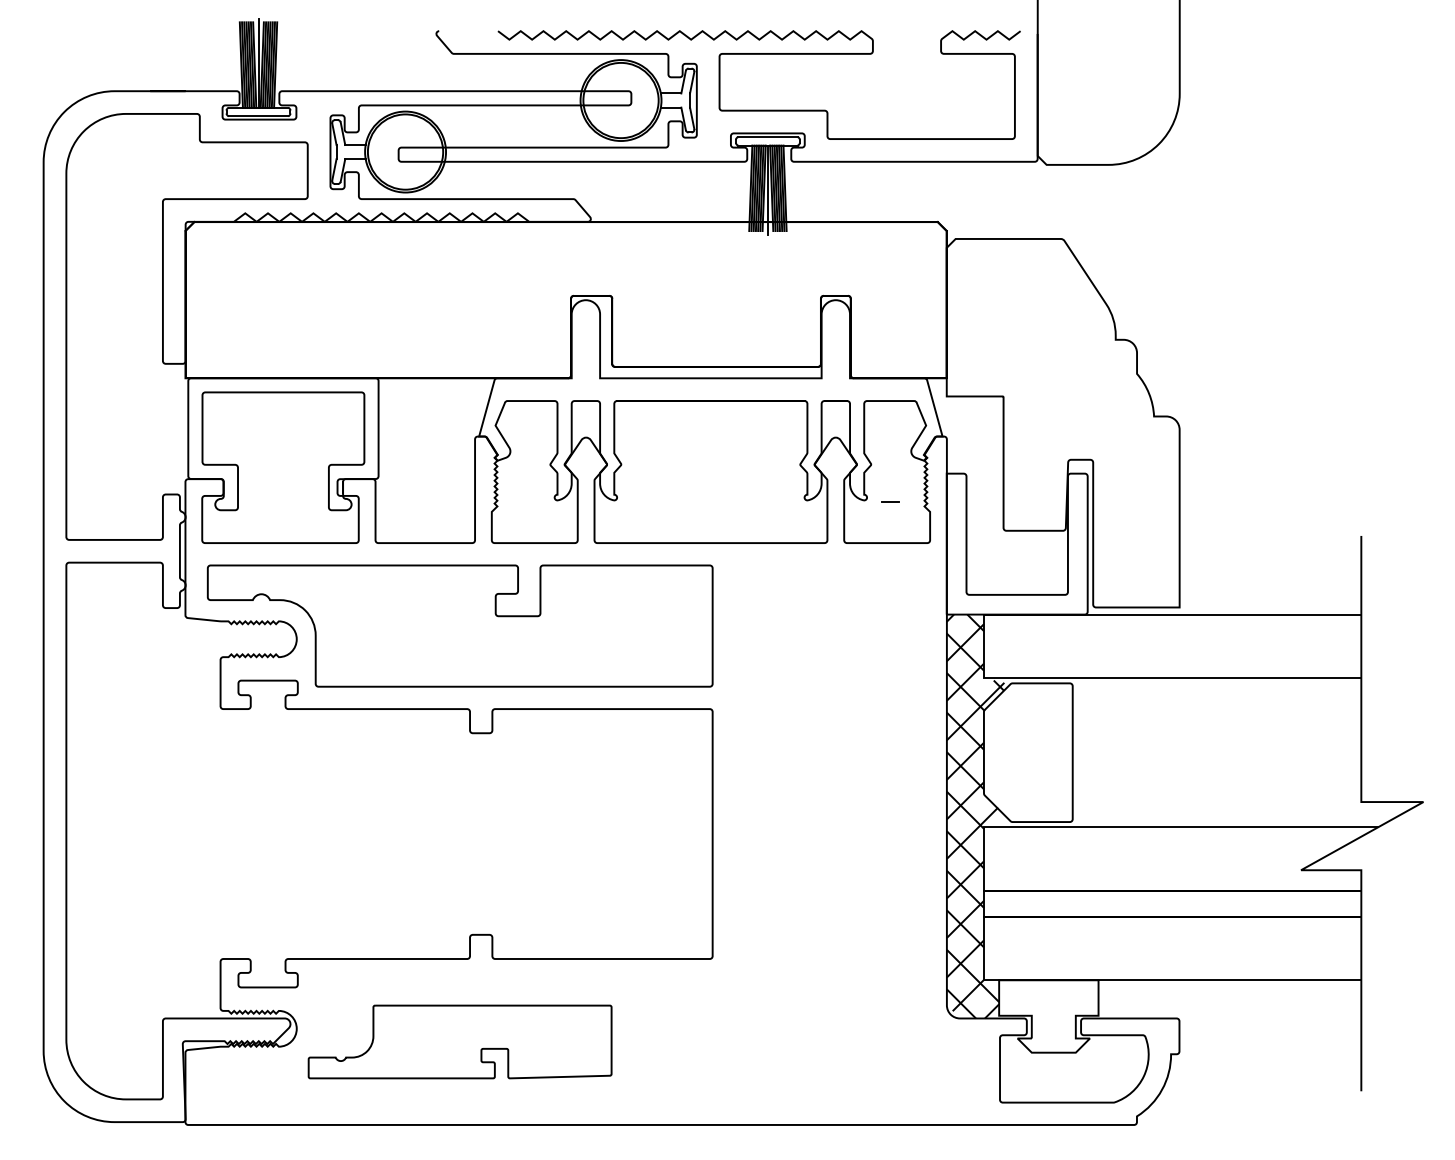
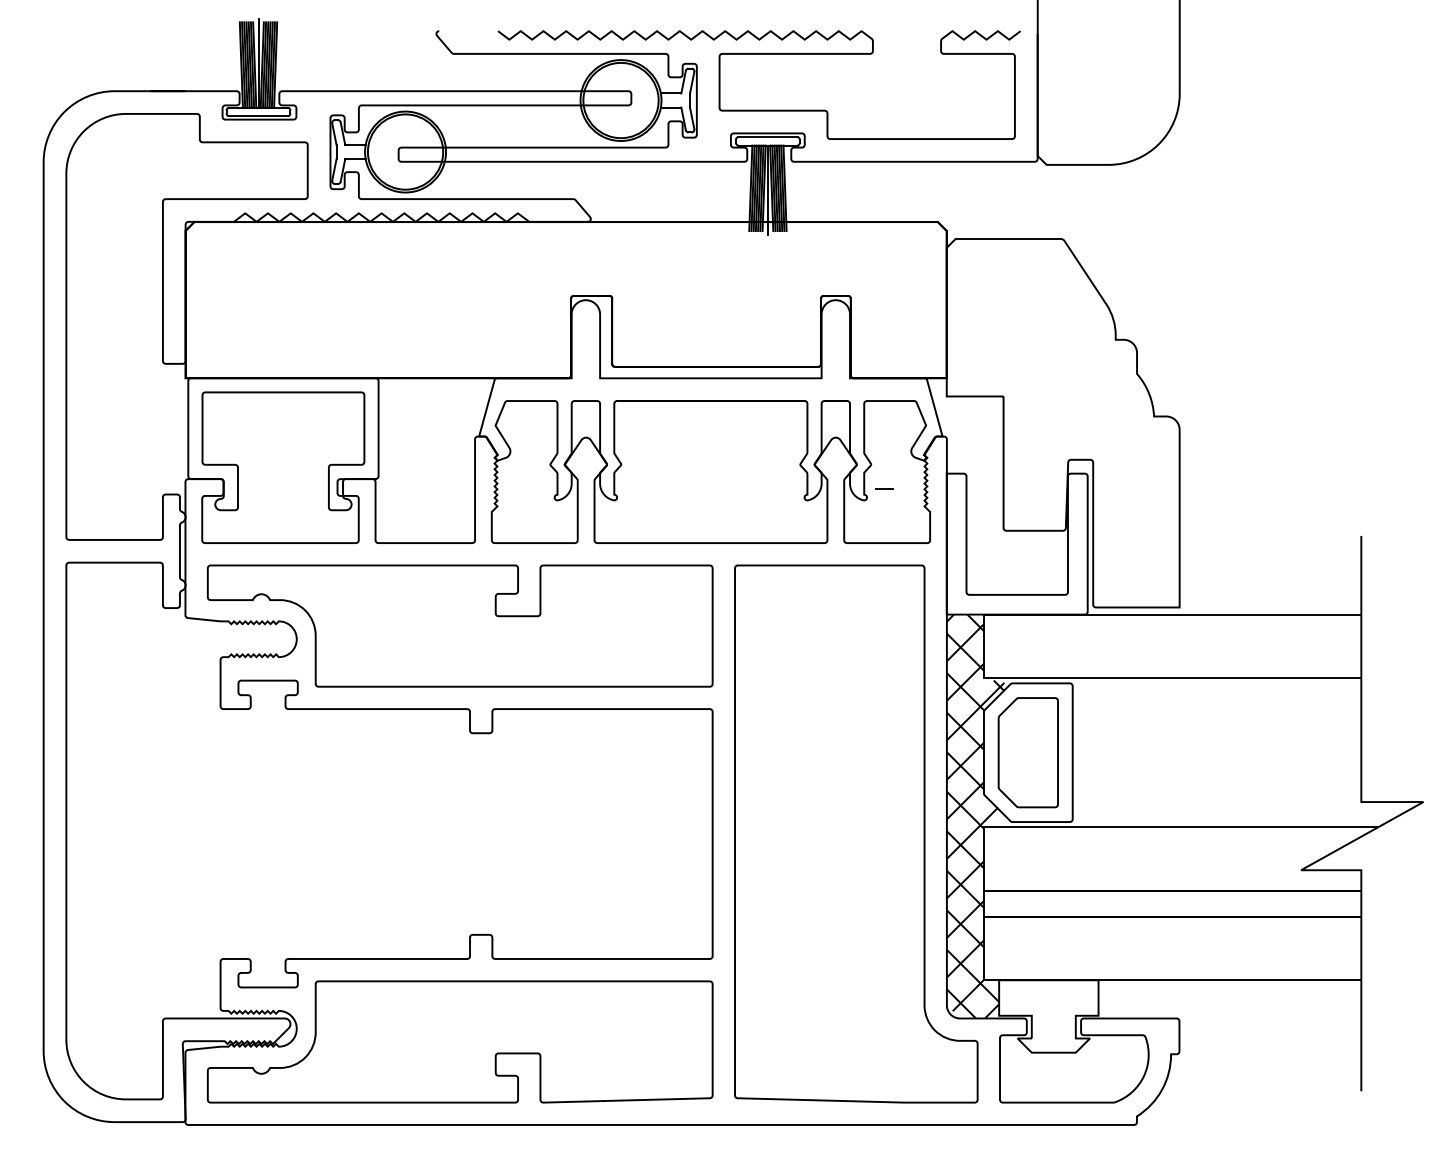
line position: (890, 501) -> (884, 488) (884, 488)
part: none -> present (1027, 752)
part: none -> present (856, 833)
part size: 306x76 px -> 508x124 px (459, 1041)
